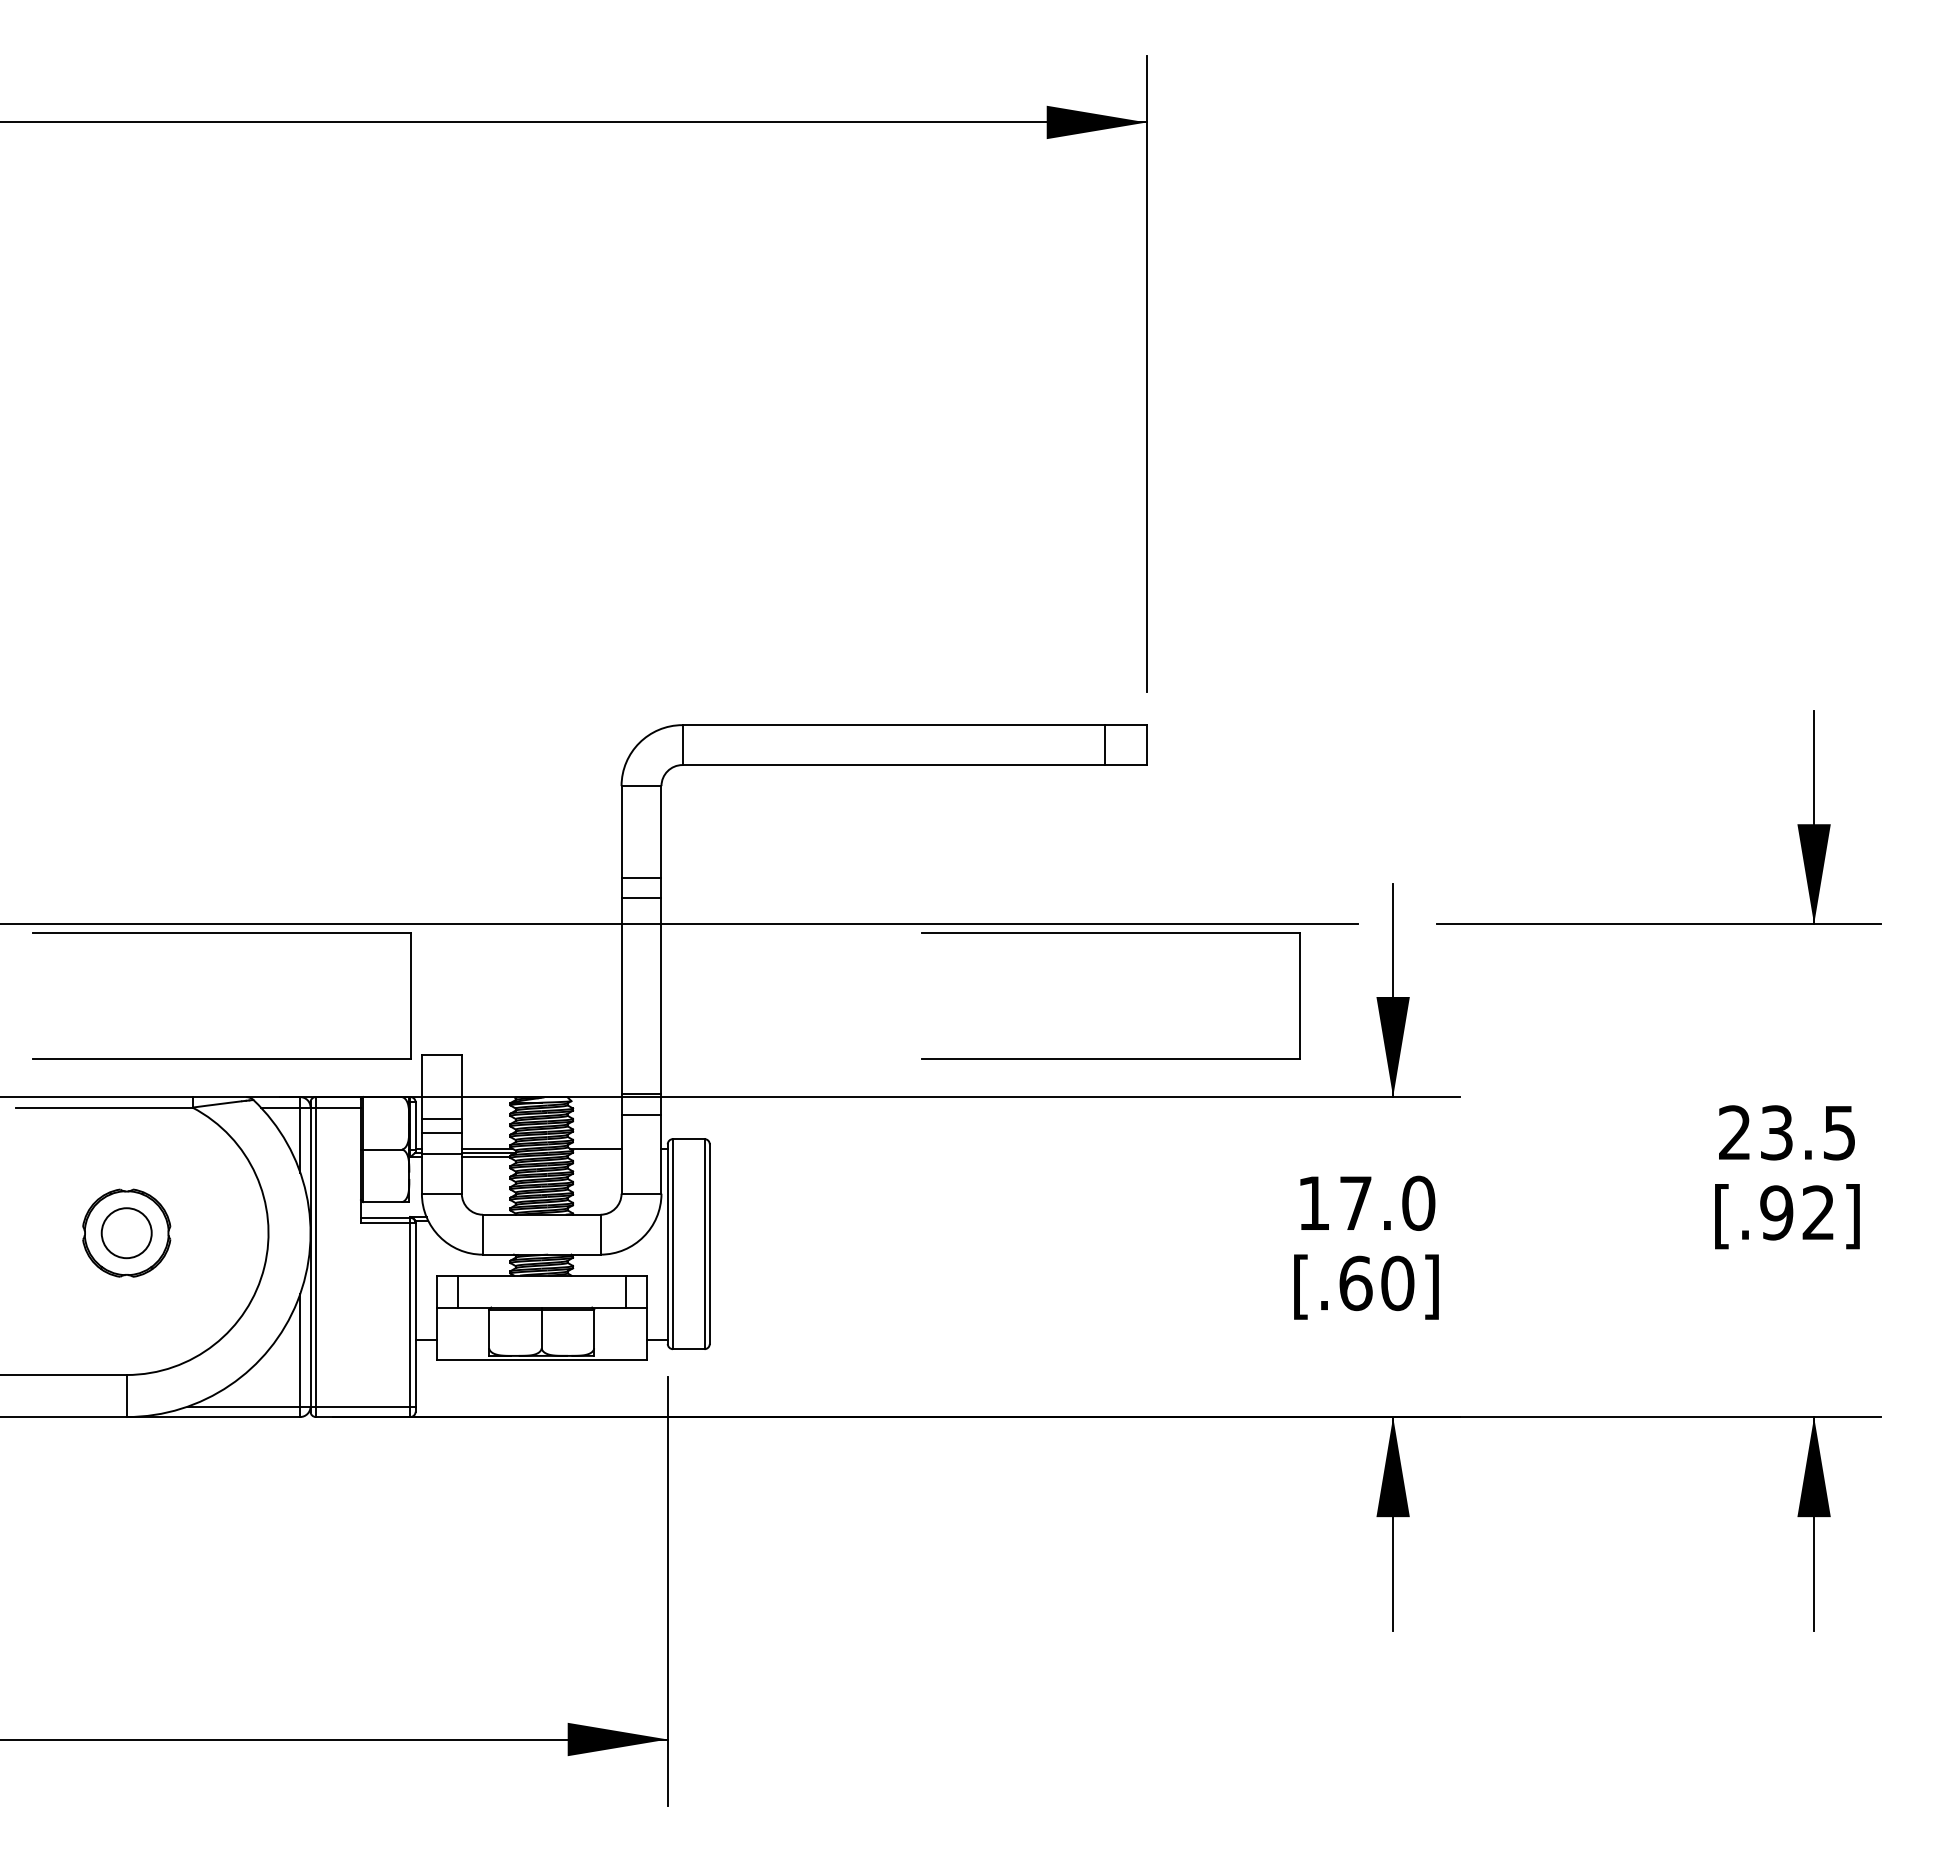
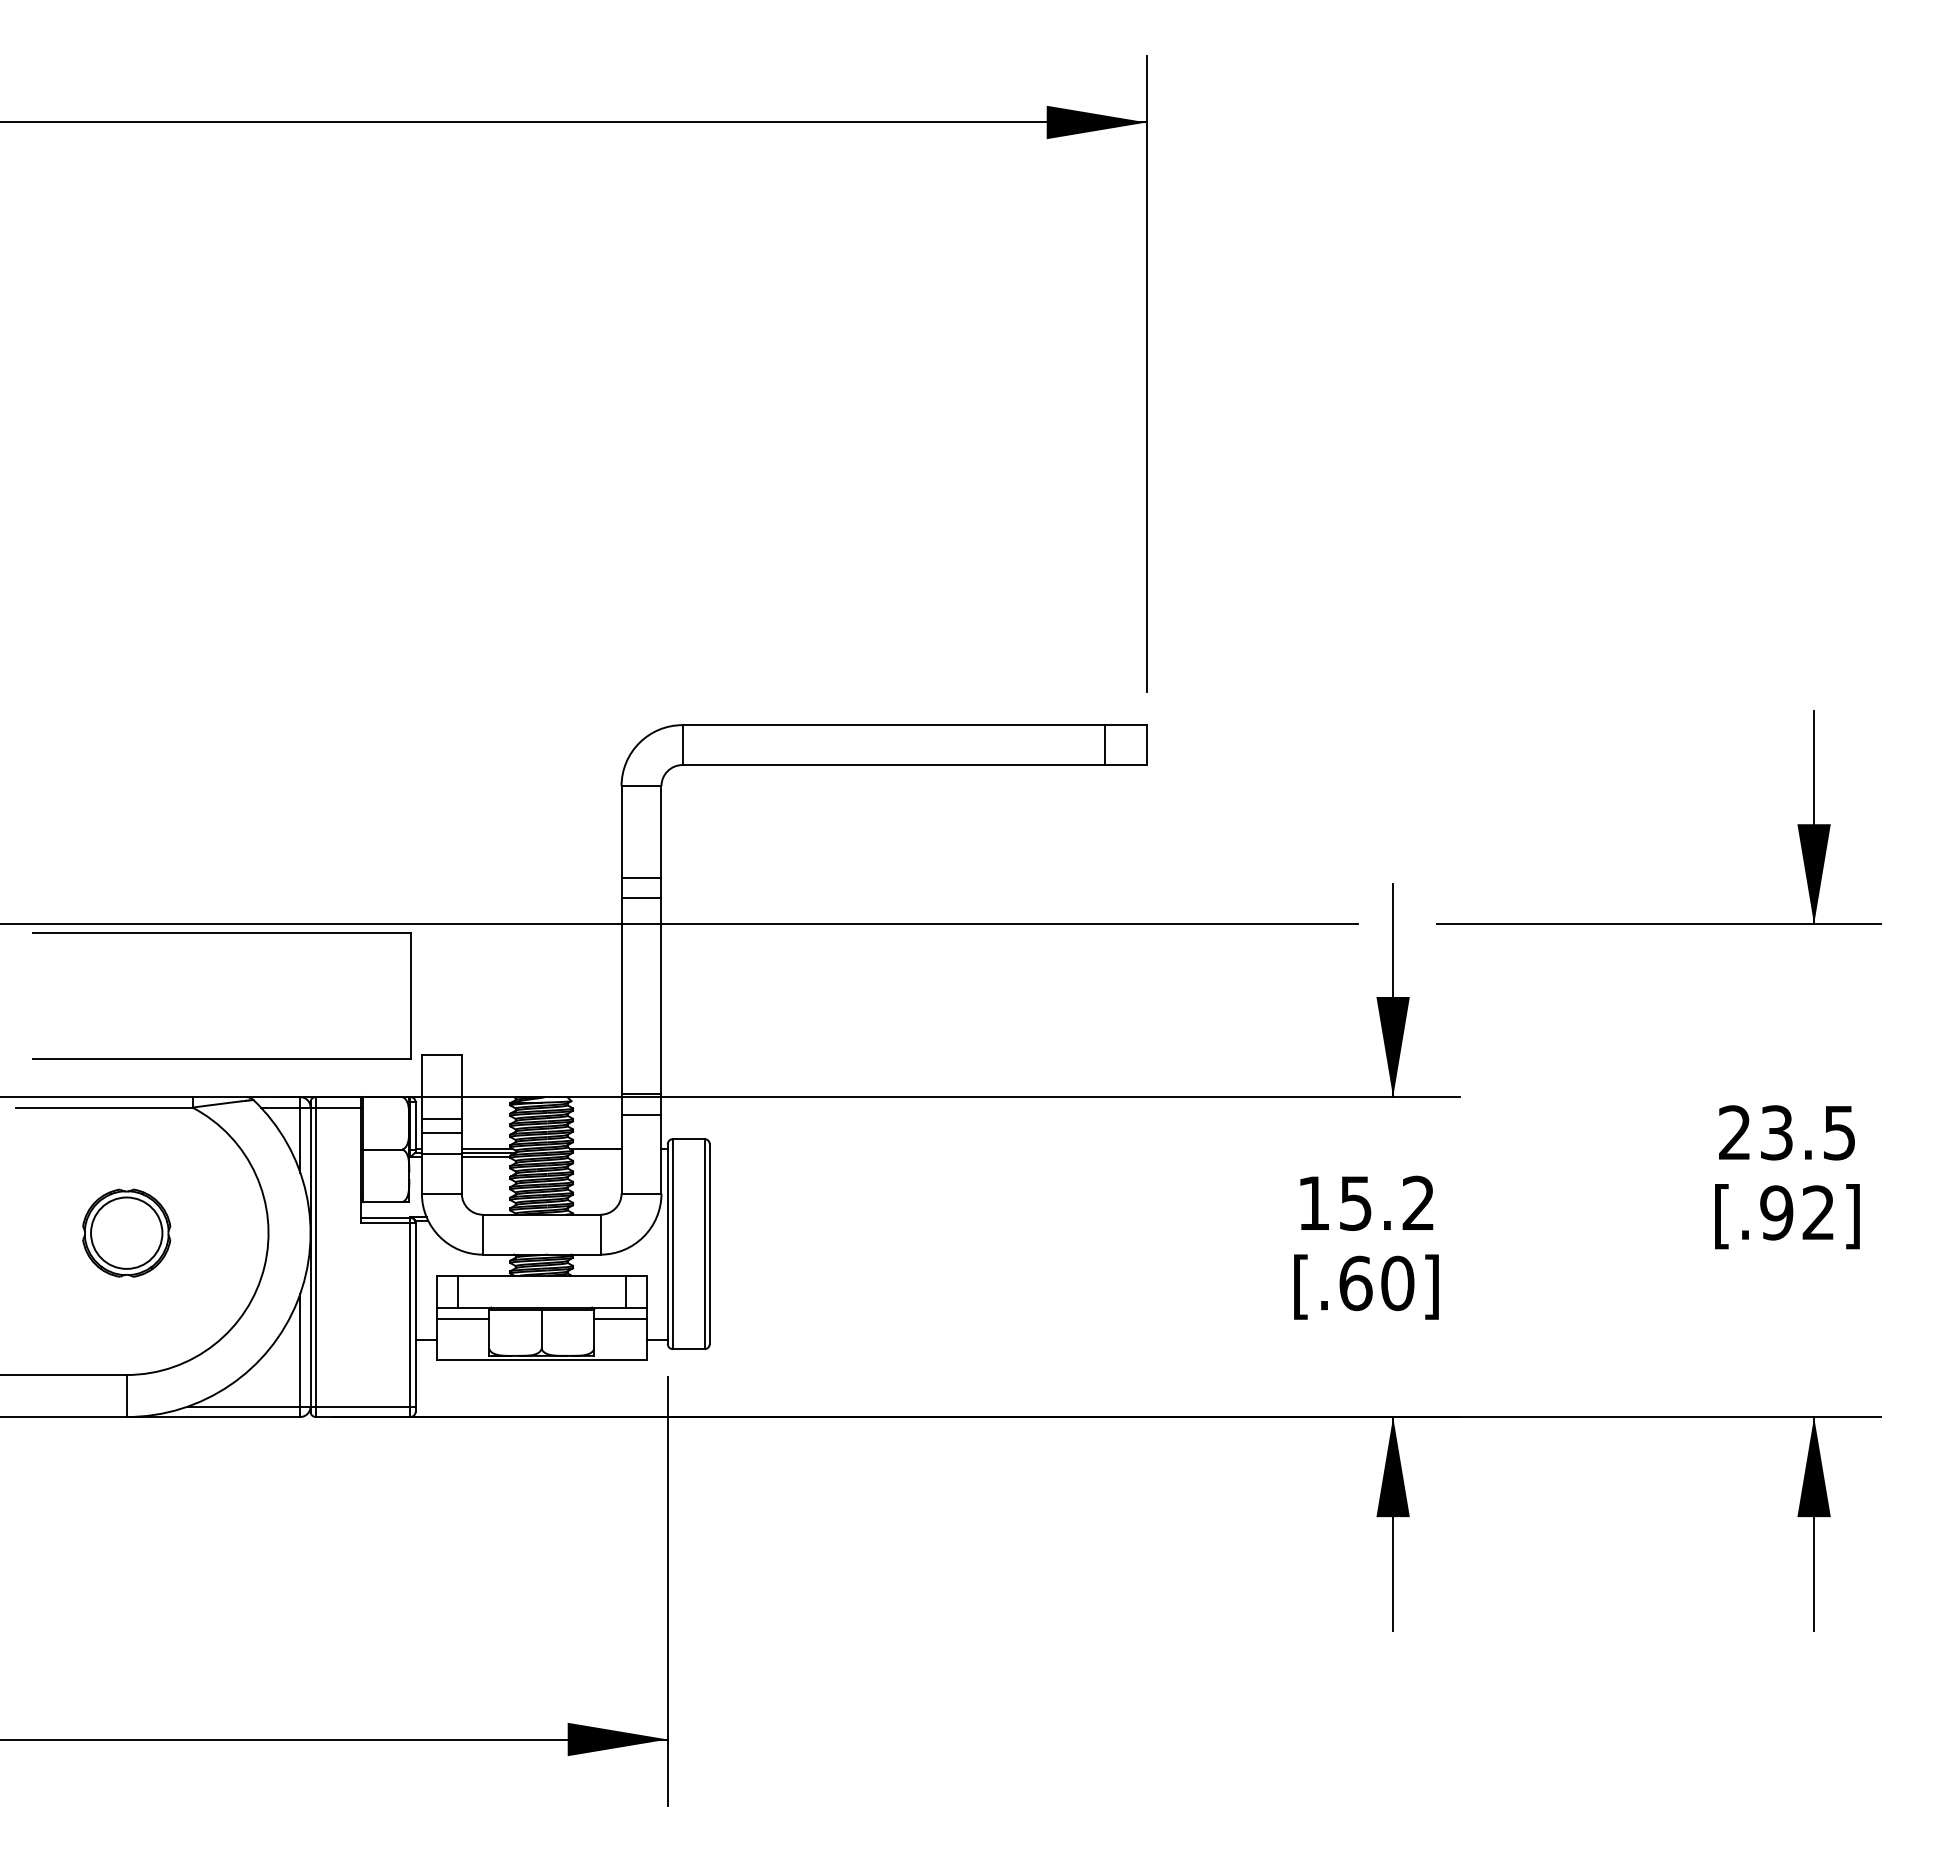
part: present -> none (1110, 933)
text: 17.0 -> 15.2 (1387, 1202)
circle diameter: 50 px -> 71 px (126, 1232)
line: none -> present (462, 1318)
line: none -> present (620, 1318)
